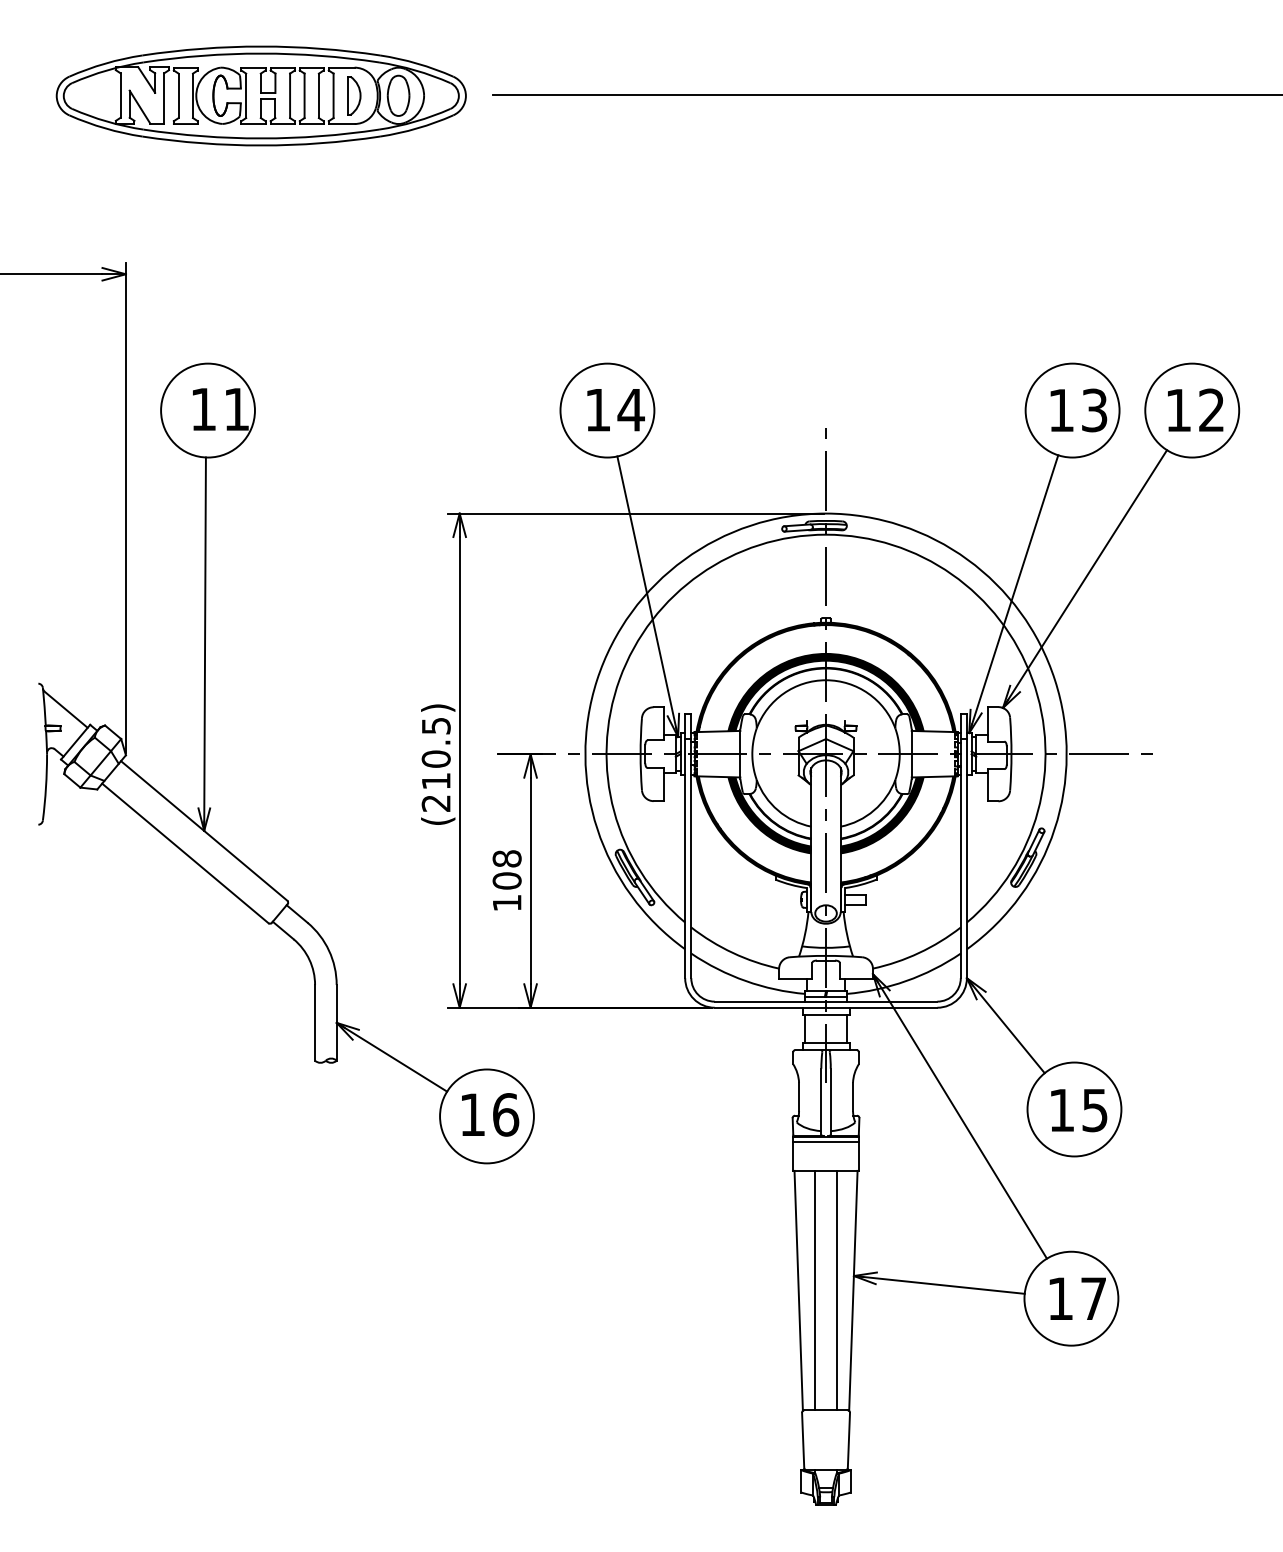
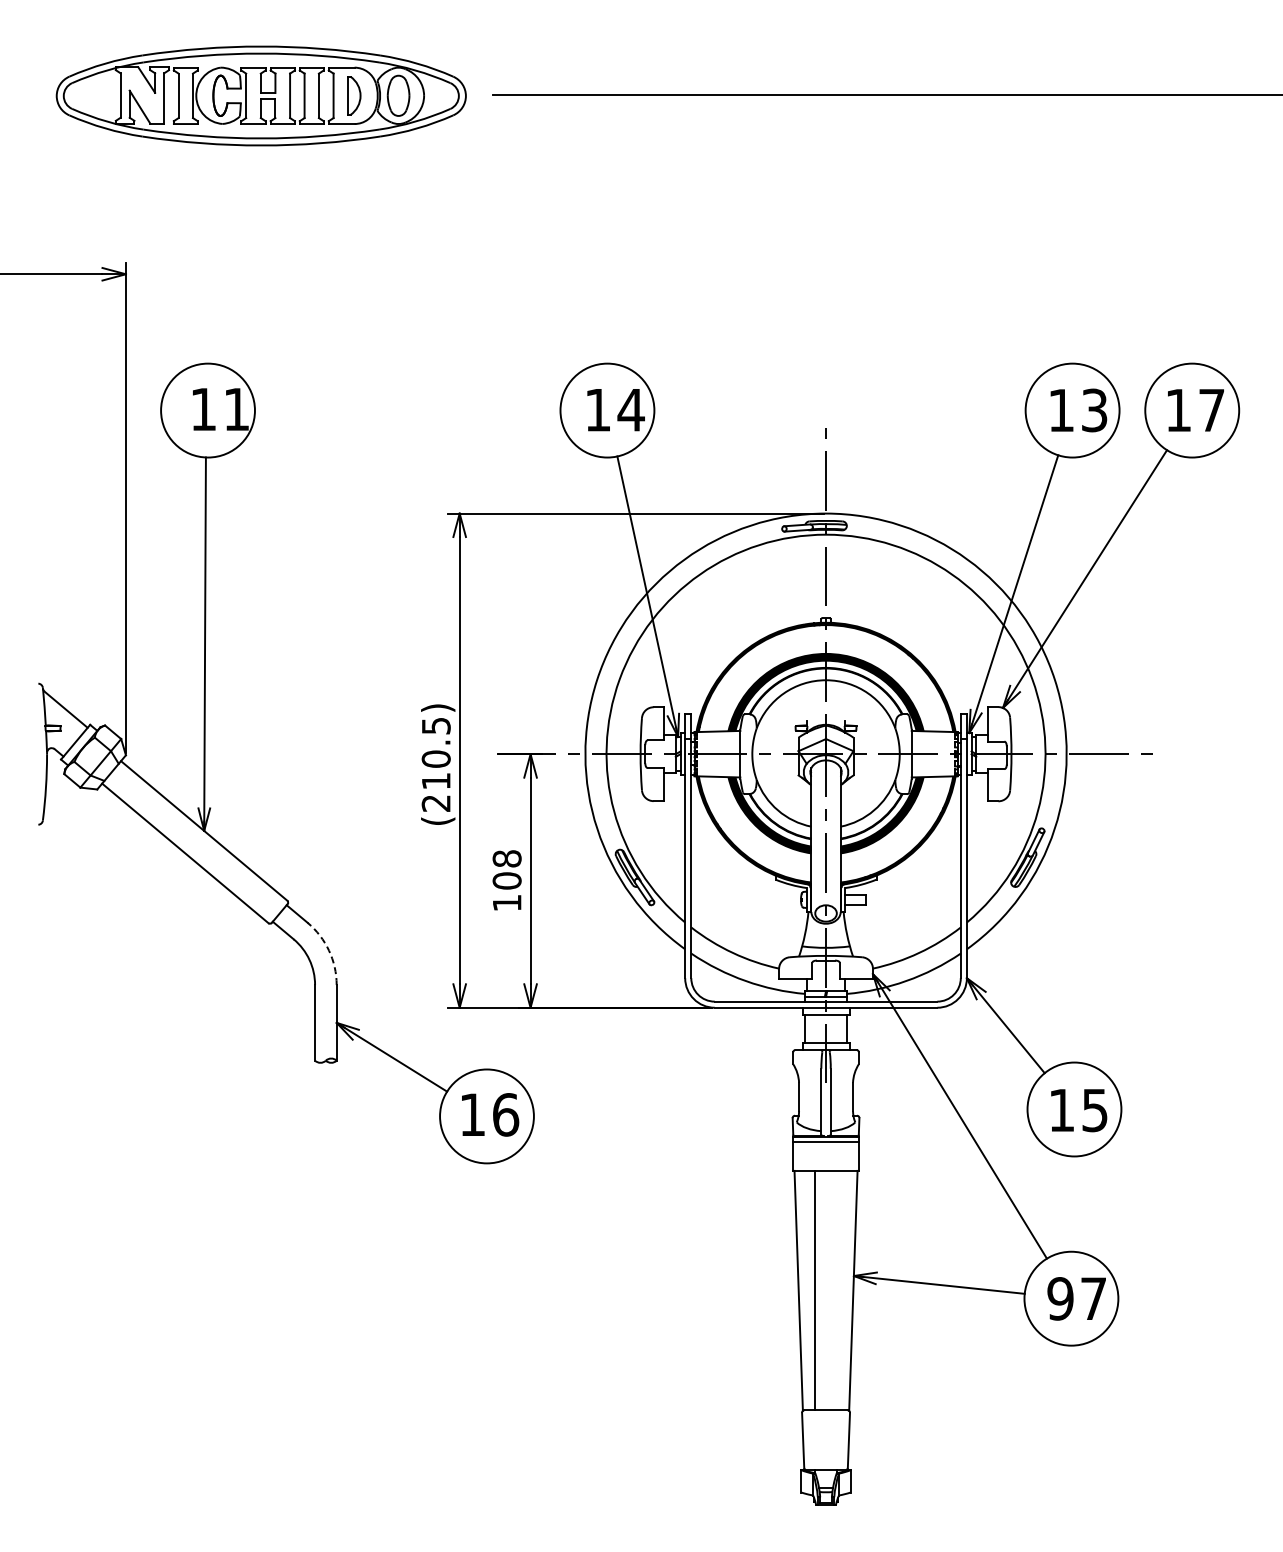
text: 12 -> 17 (1211, 409)
arc: solid -> dashed (329, 950)
line: present -> none (836, 1290)
text: 17 -> 97 (1060, 1298)
